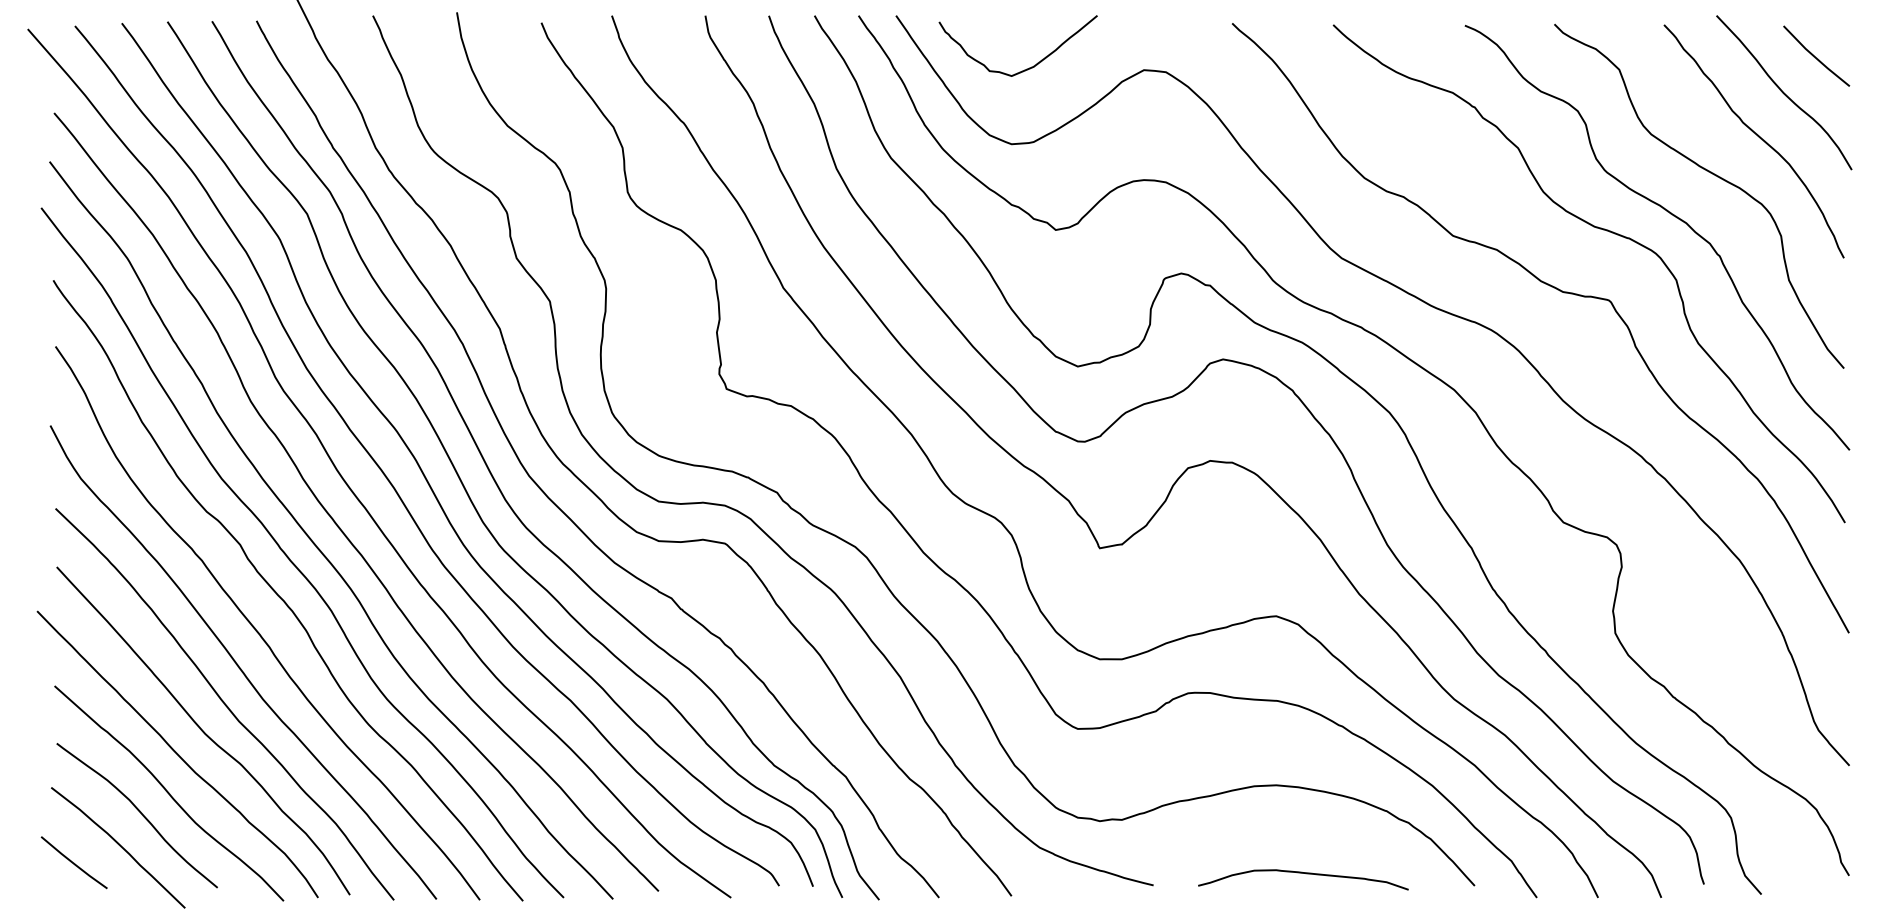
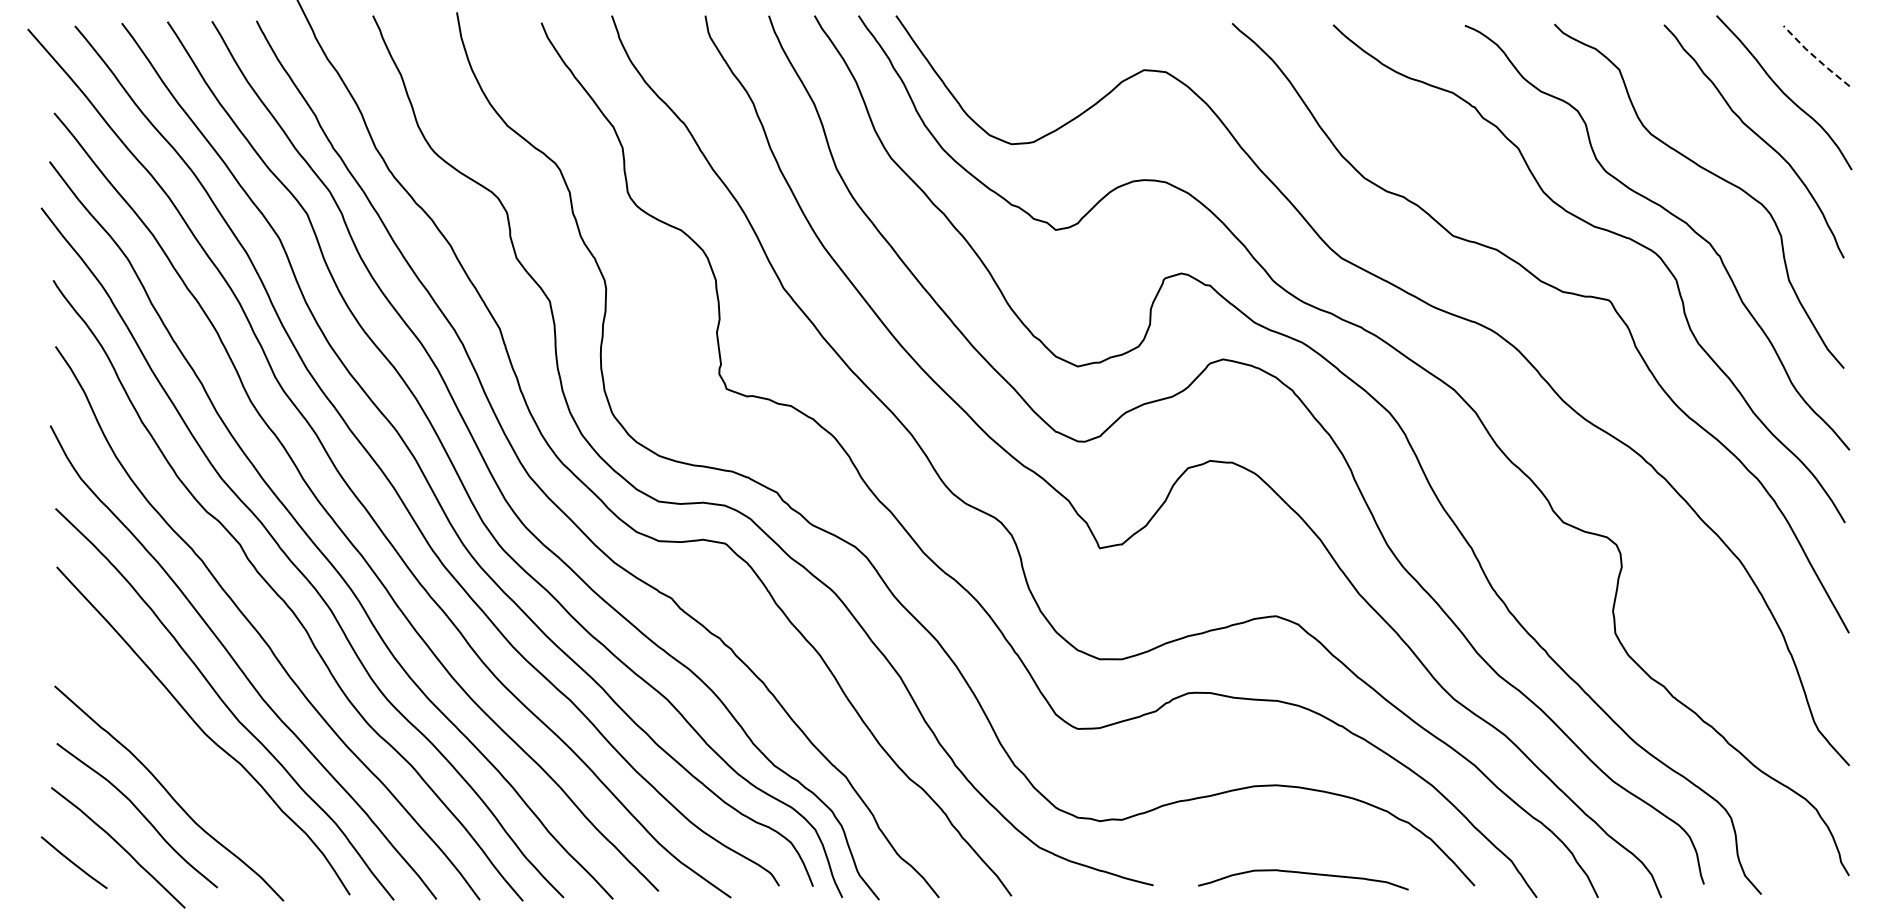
line: solid -> dashed (1815, 57)
curve: present -> none (1026, 68)
curve: present -> none (177, 754)
